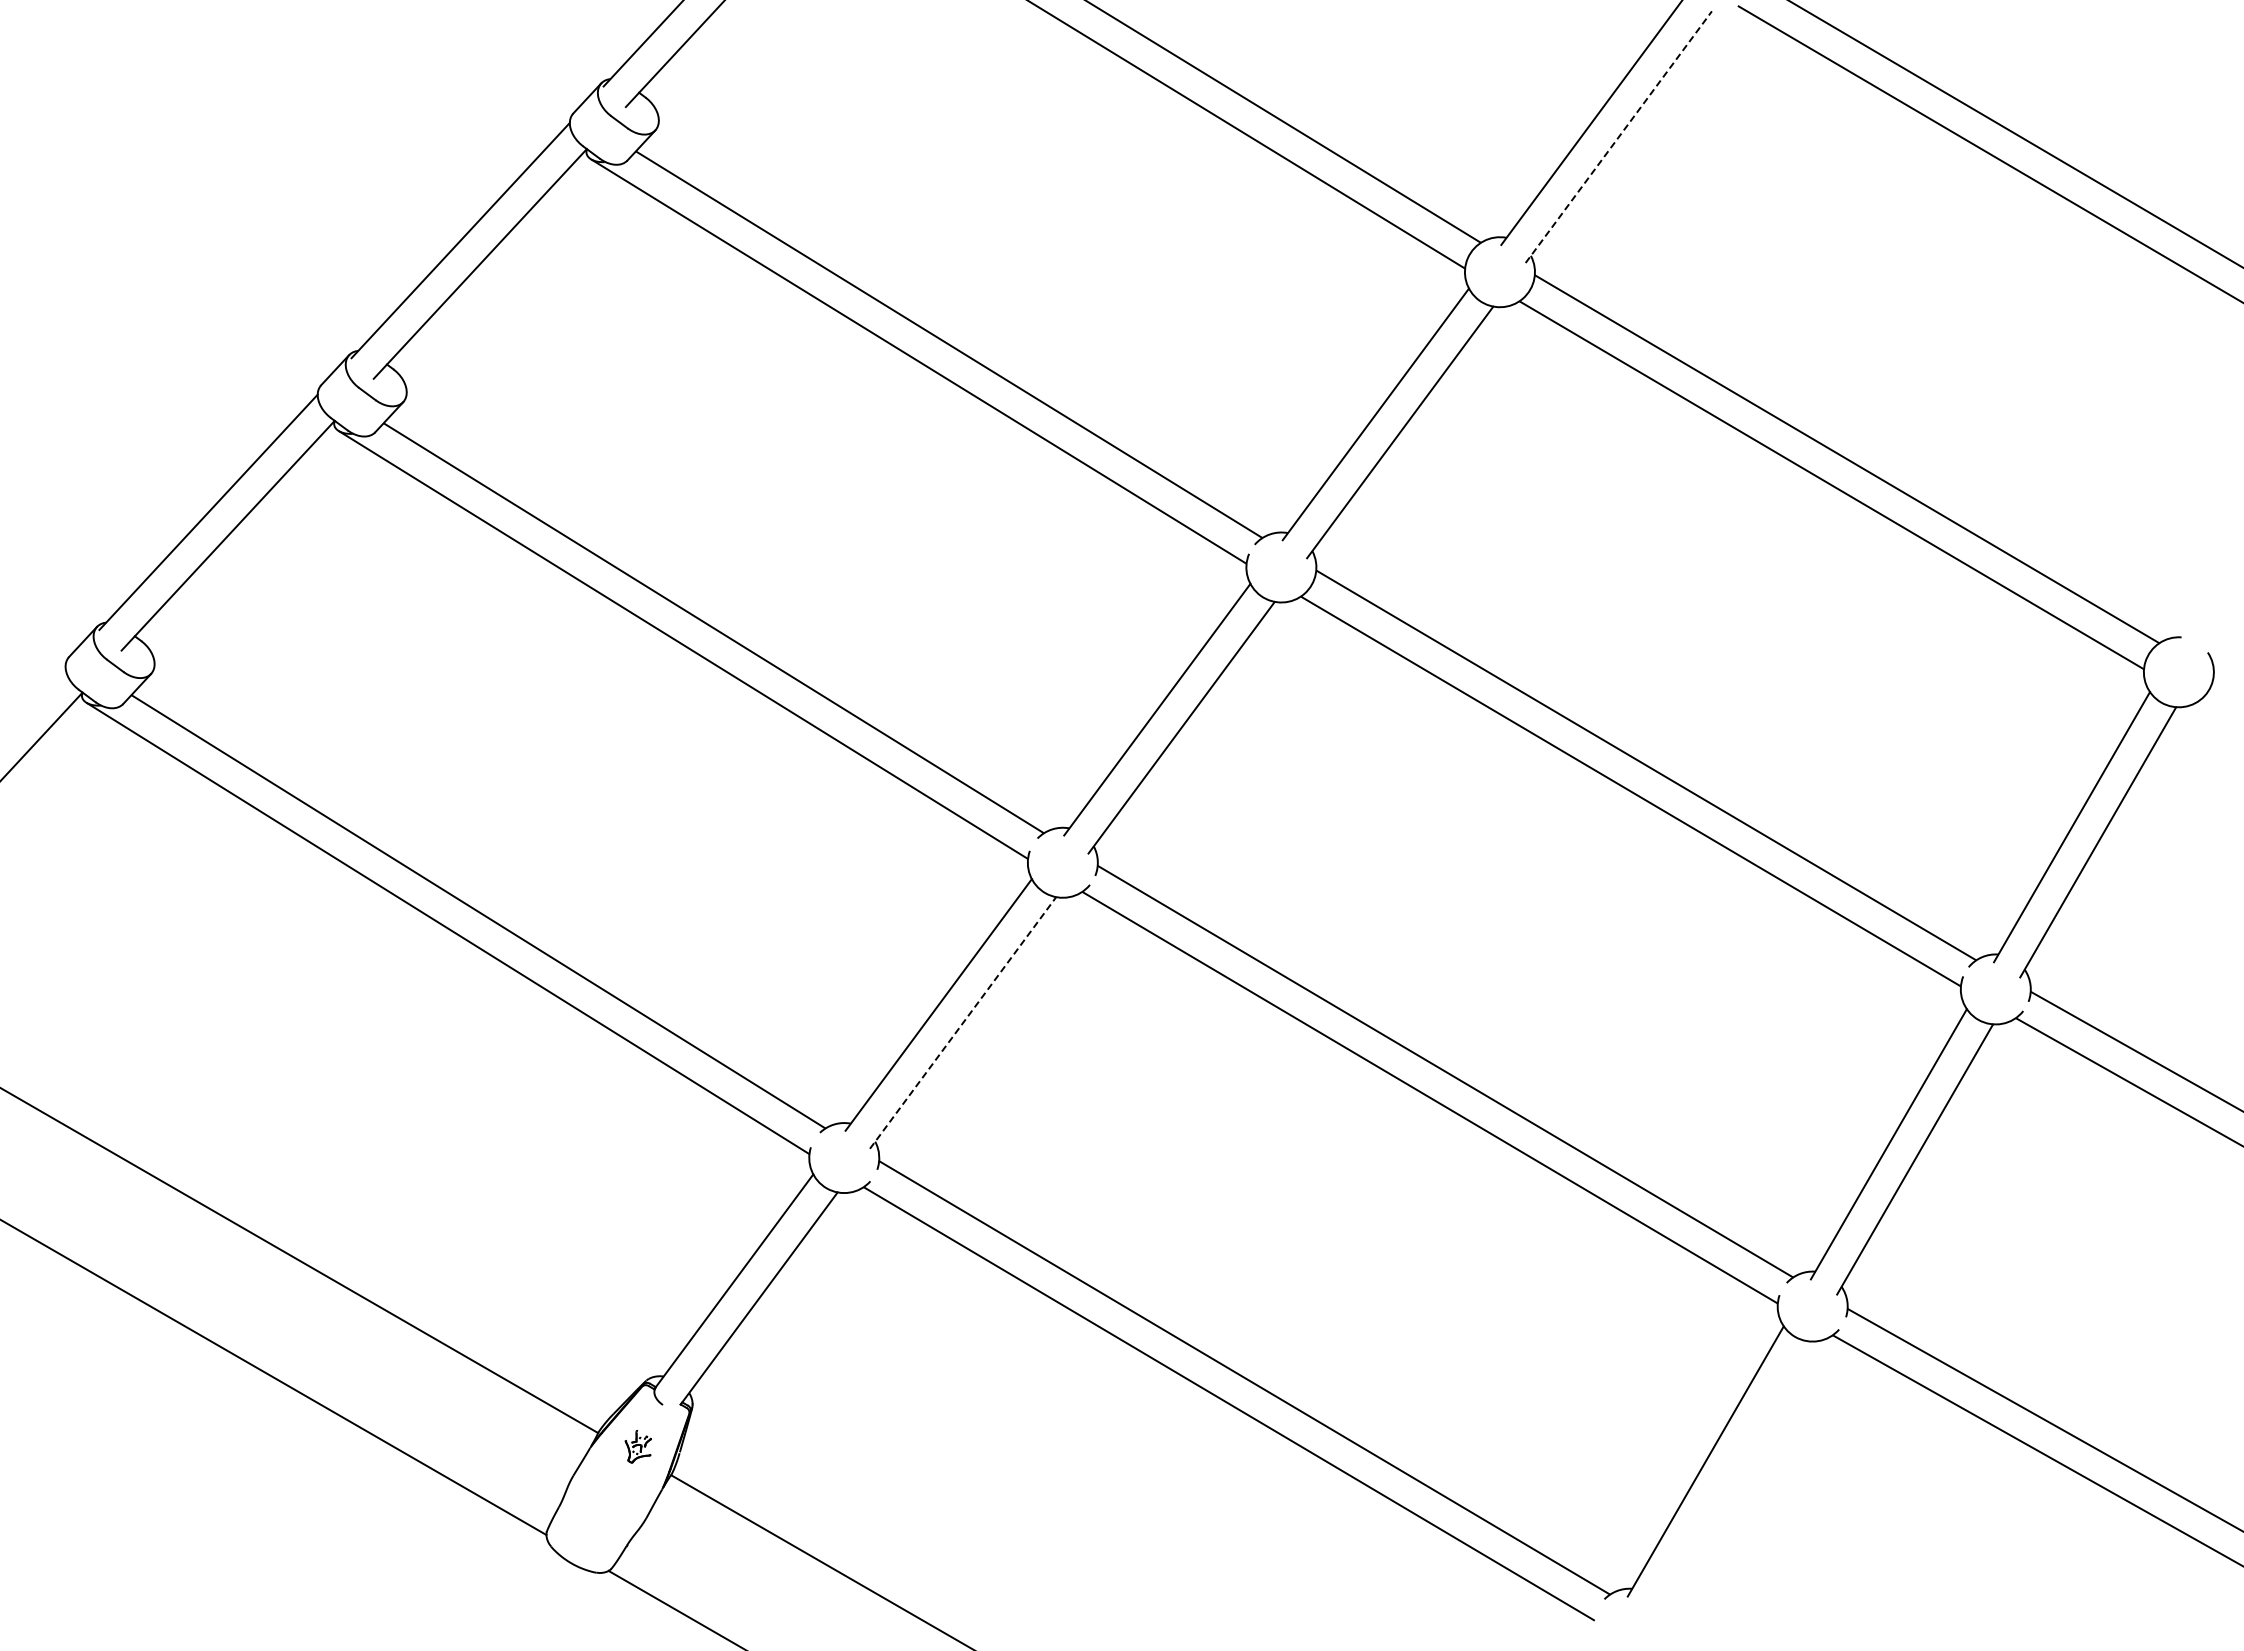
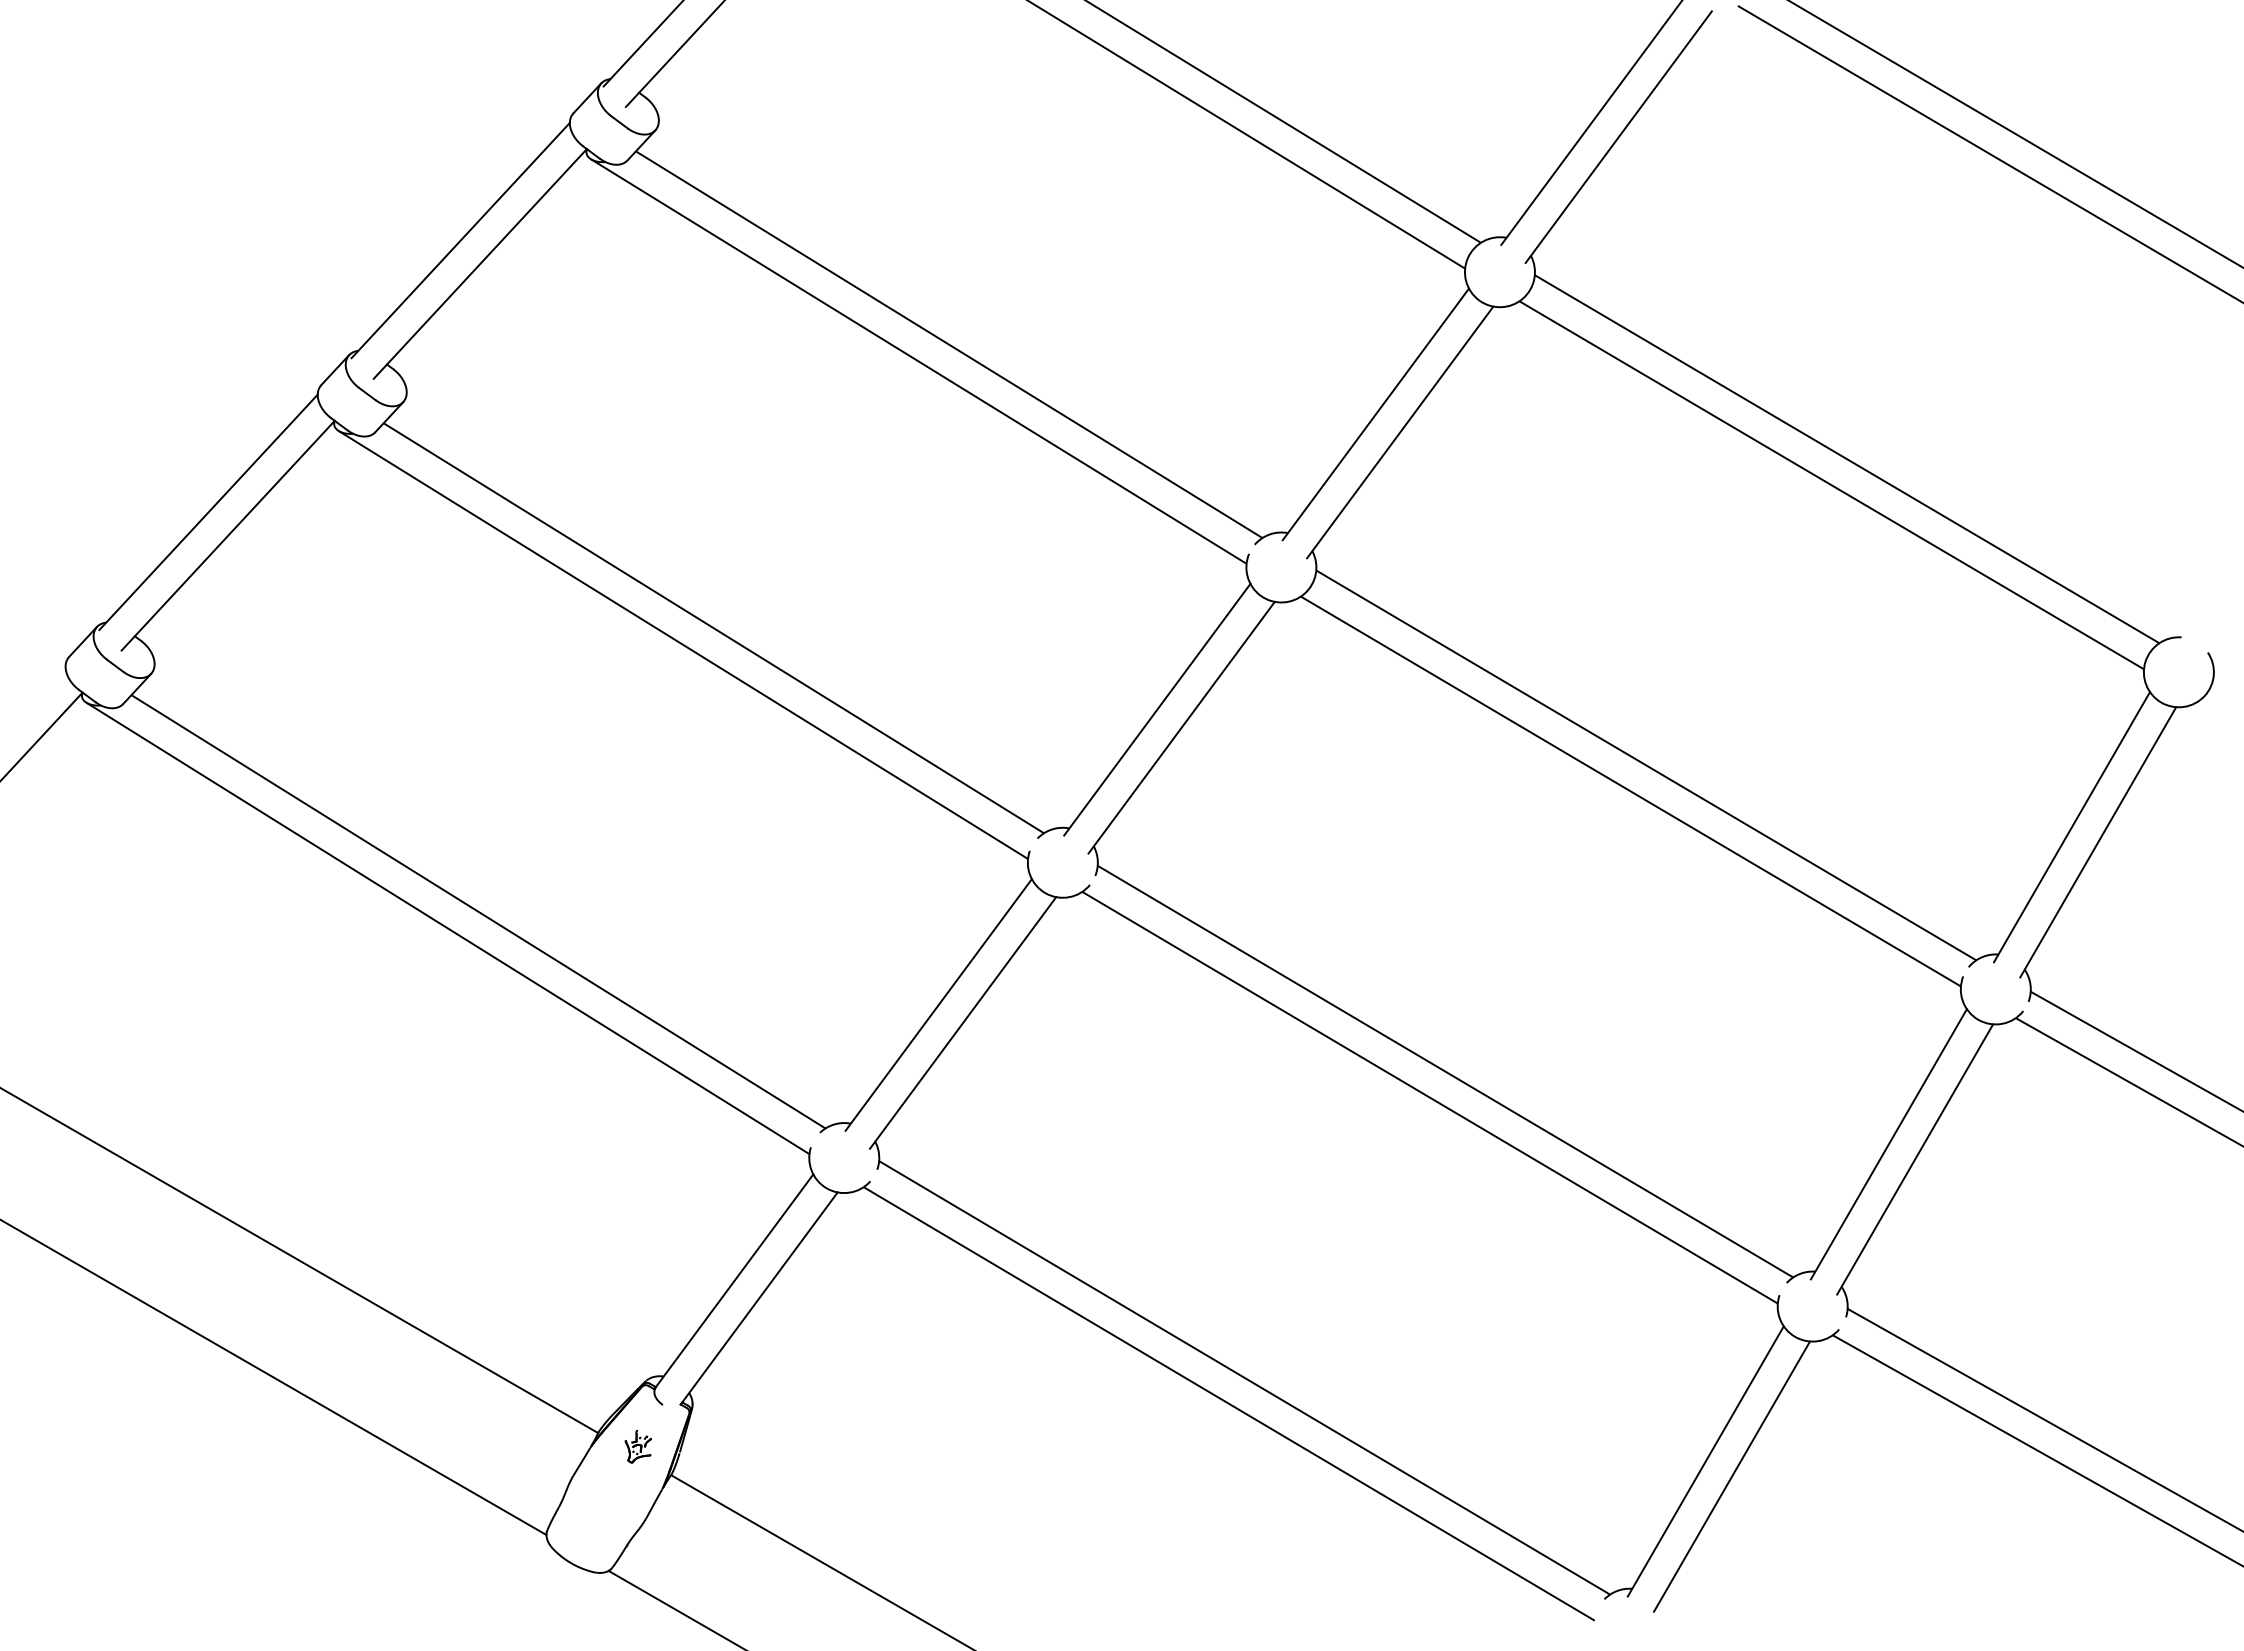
line: dashed -> solid (1618, 137)
line: dashed -> solid (963, 1022)
line: none -> present (1732, 1476)
